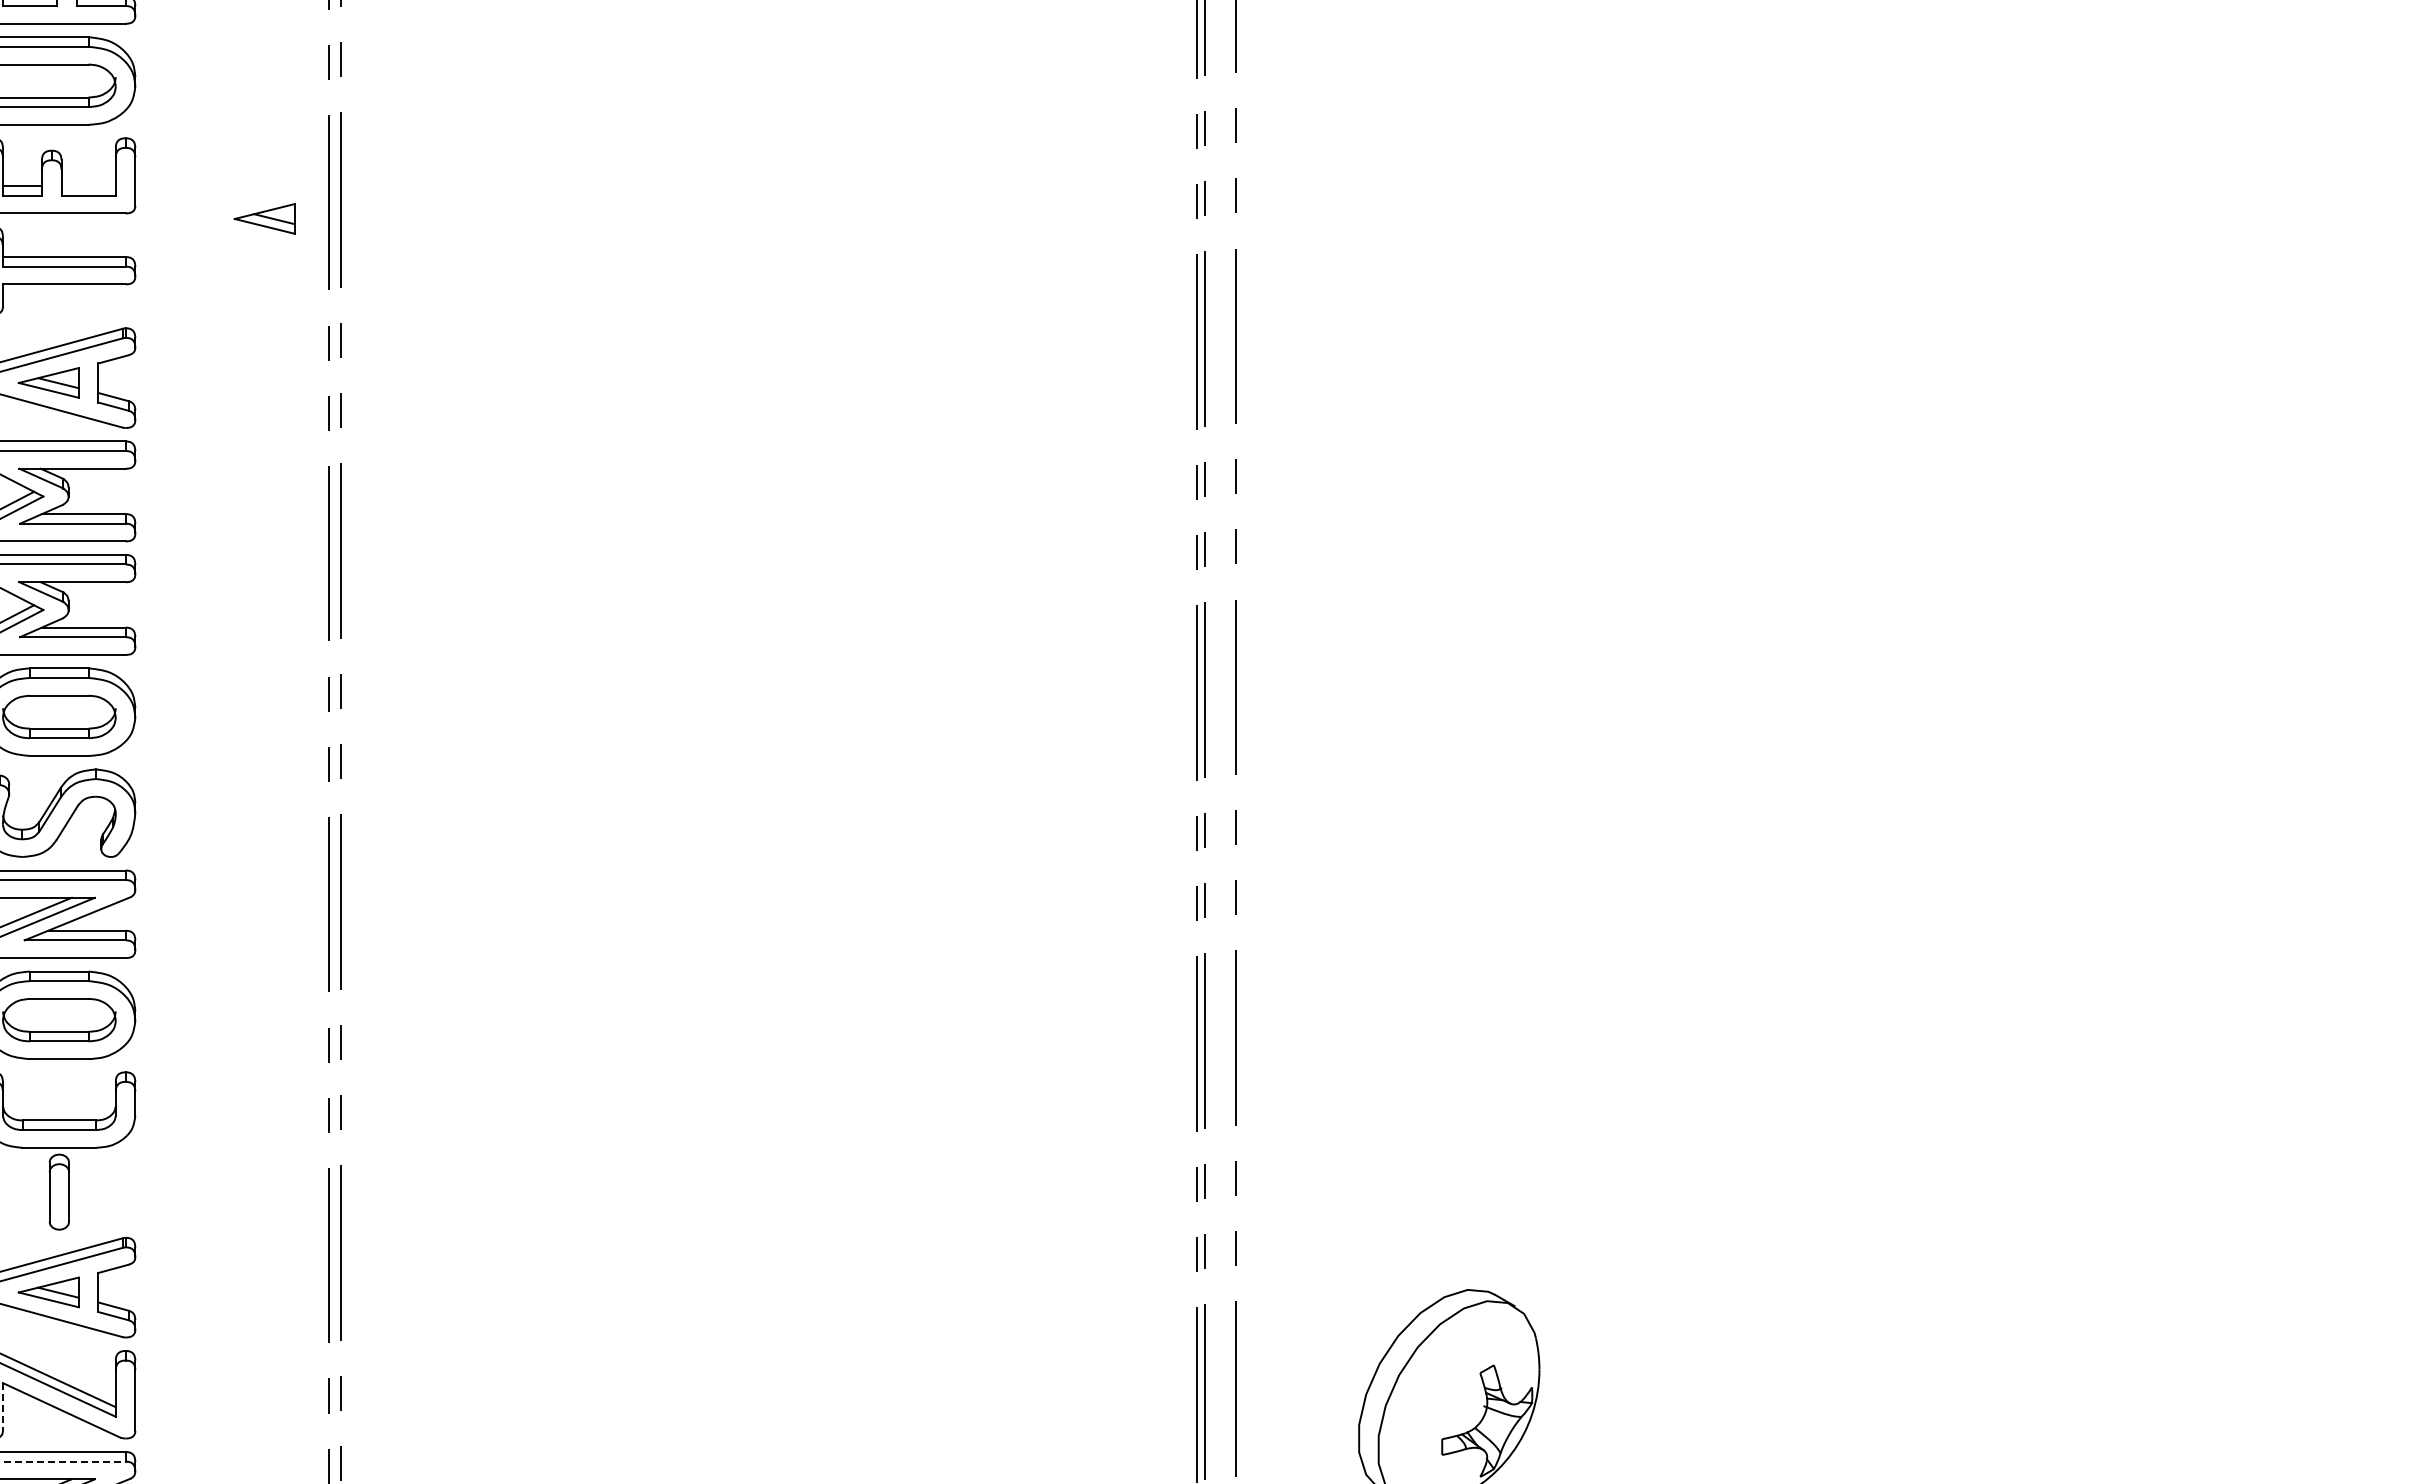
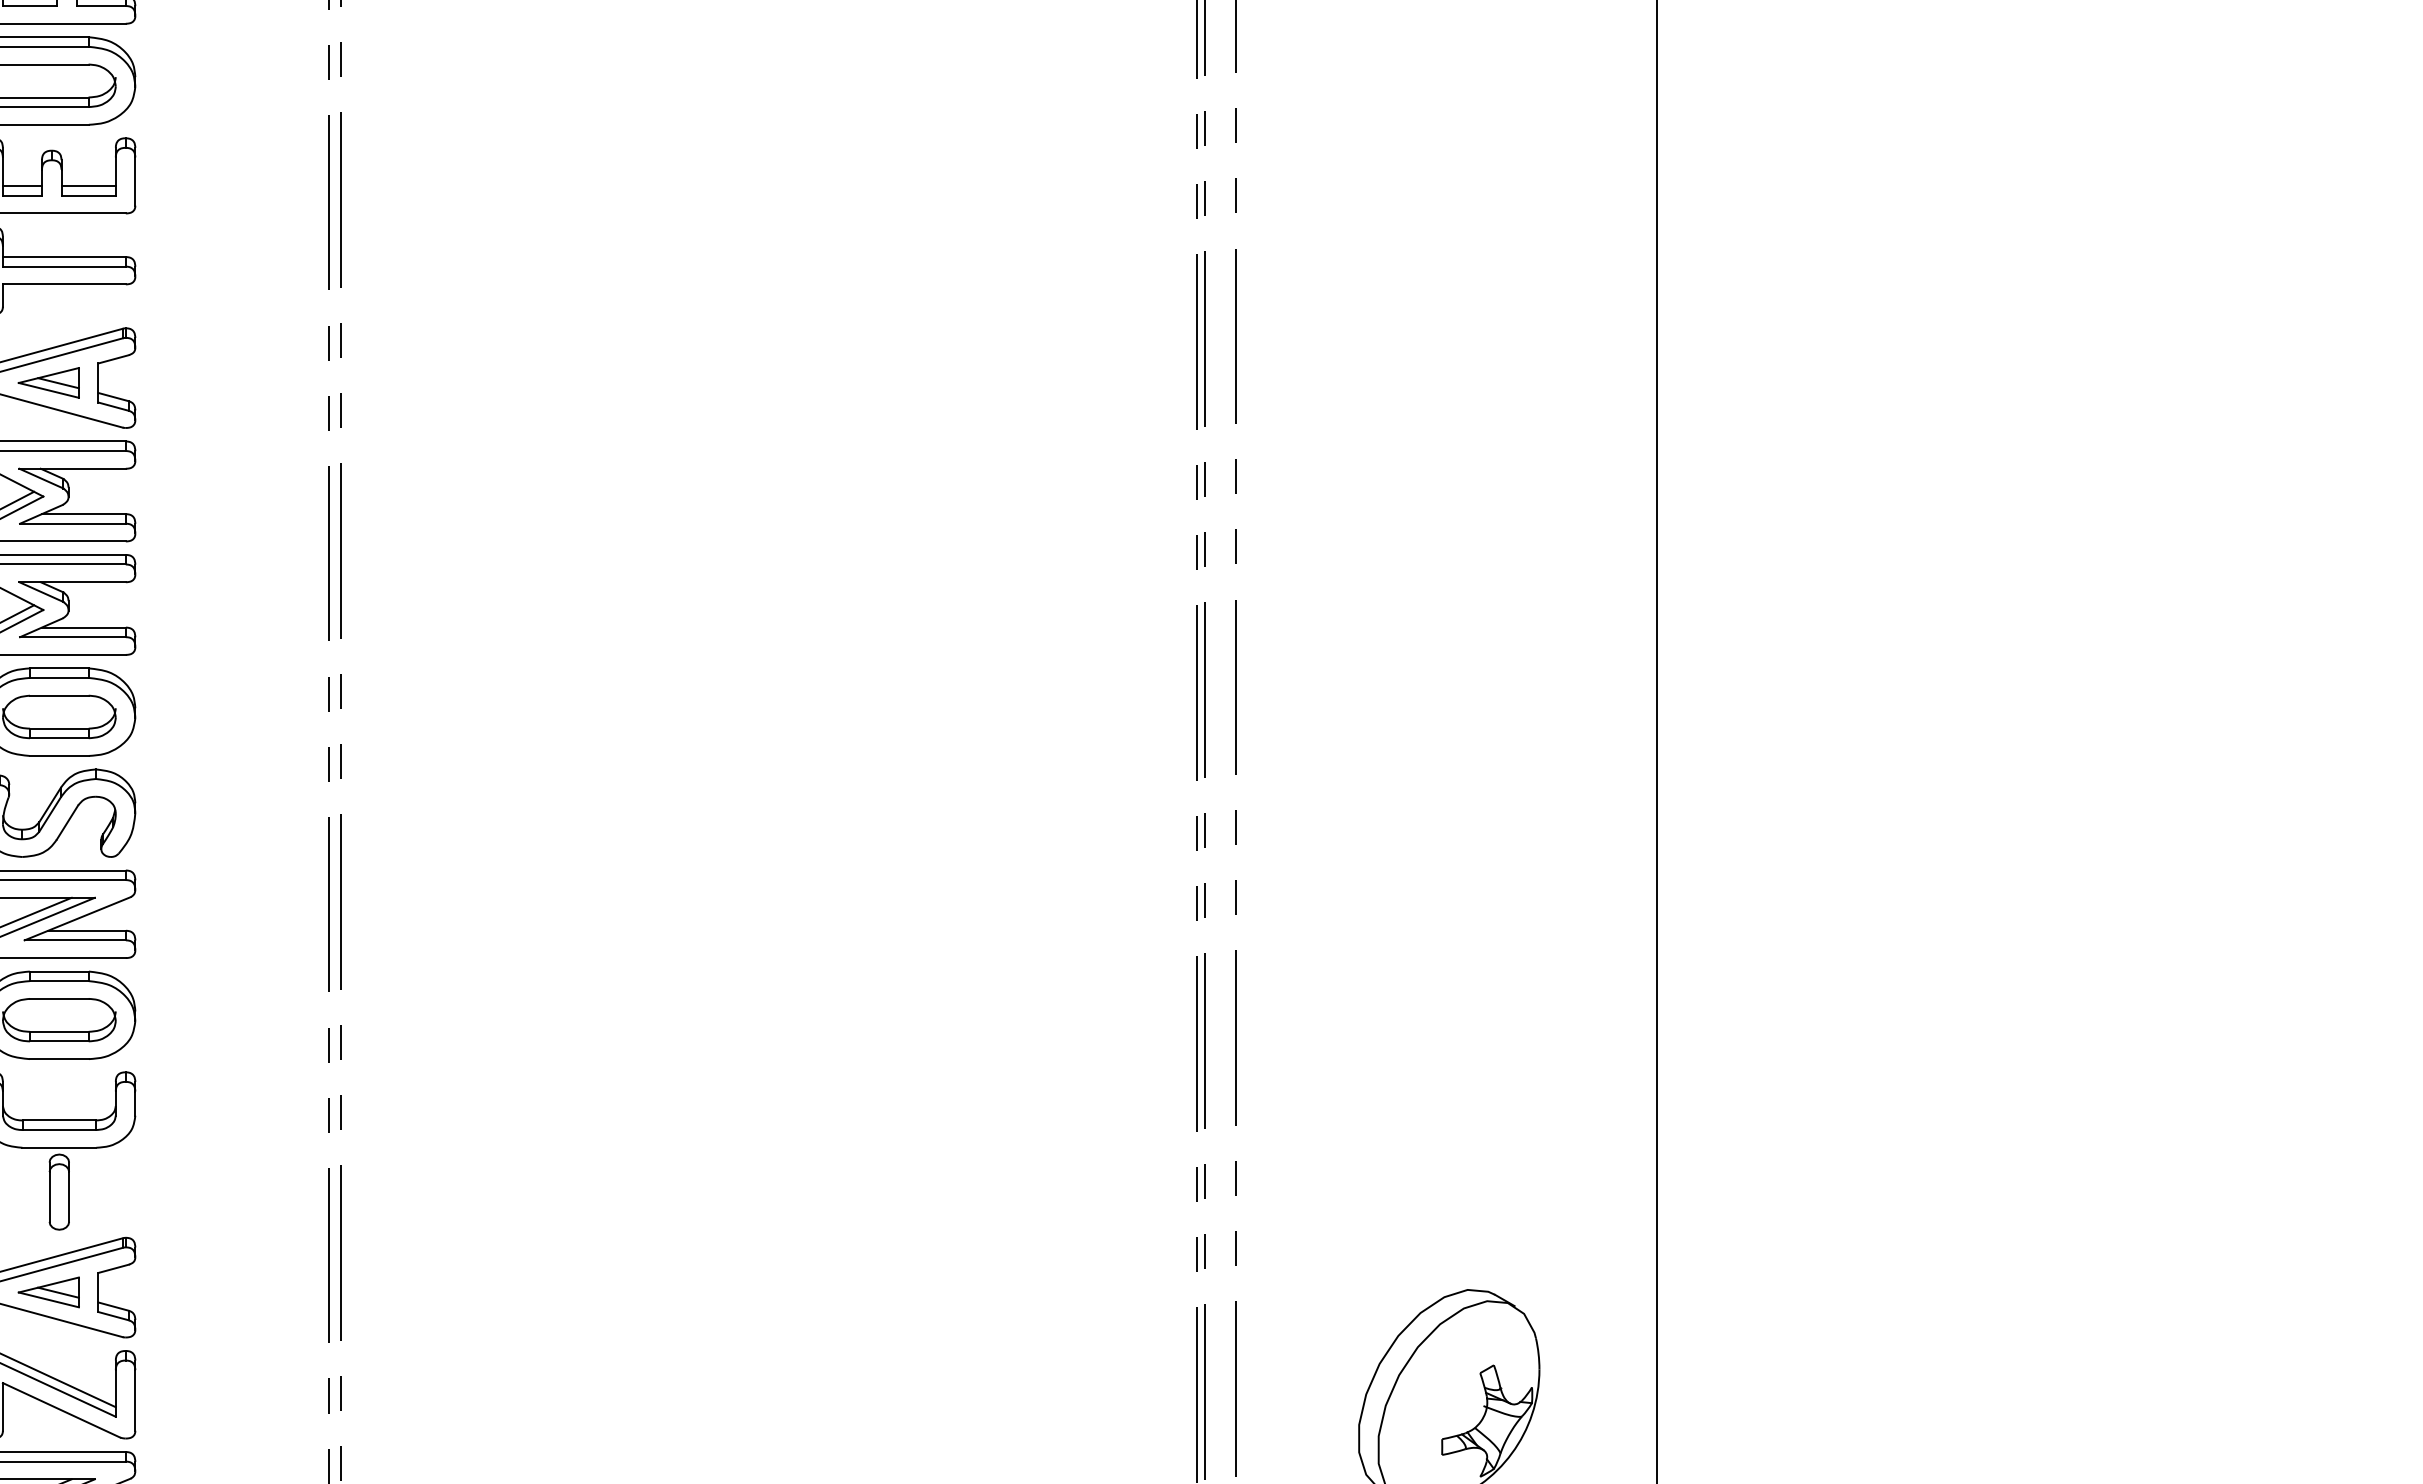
line: none -> present (88, 186)
part: present -> none (264, 218)
line: none -> present (1656, 741)
line: dashed -> solid (2, 1406)
line: dashed -> solid (63, 1461)
